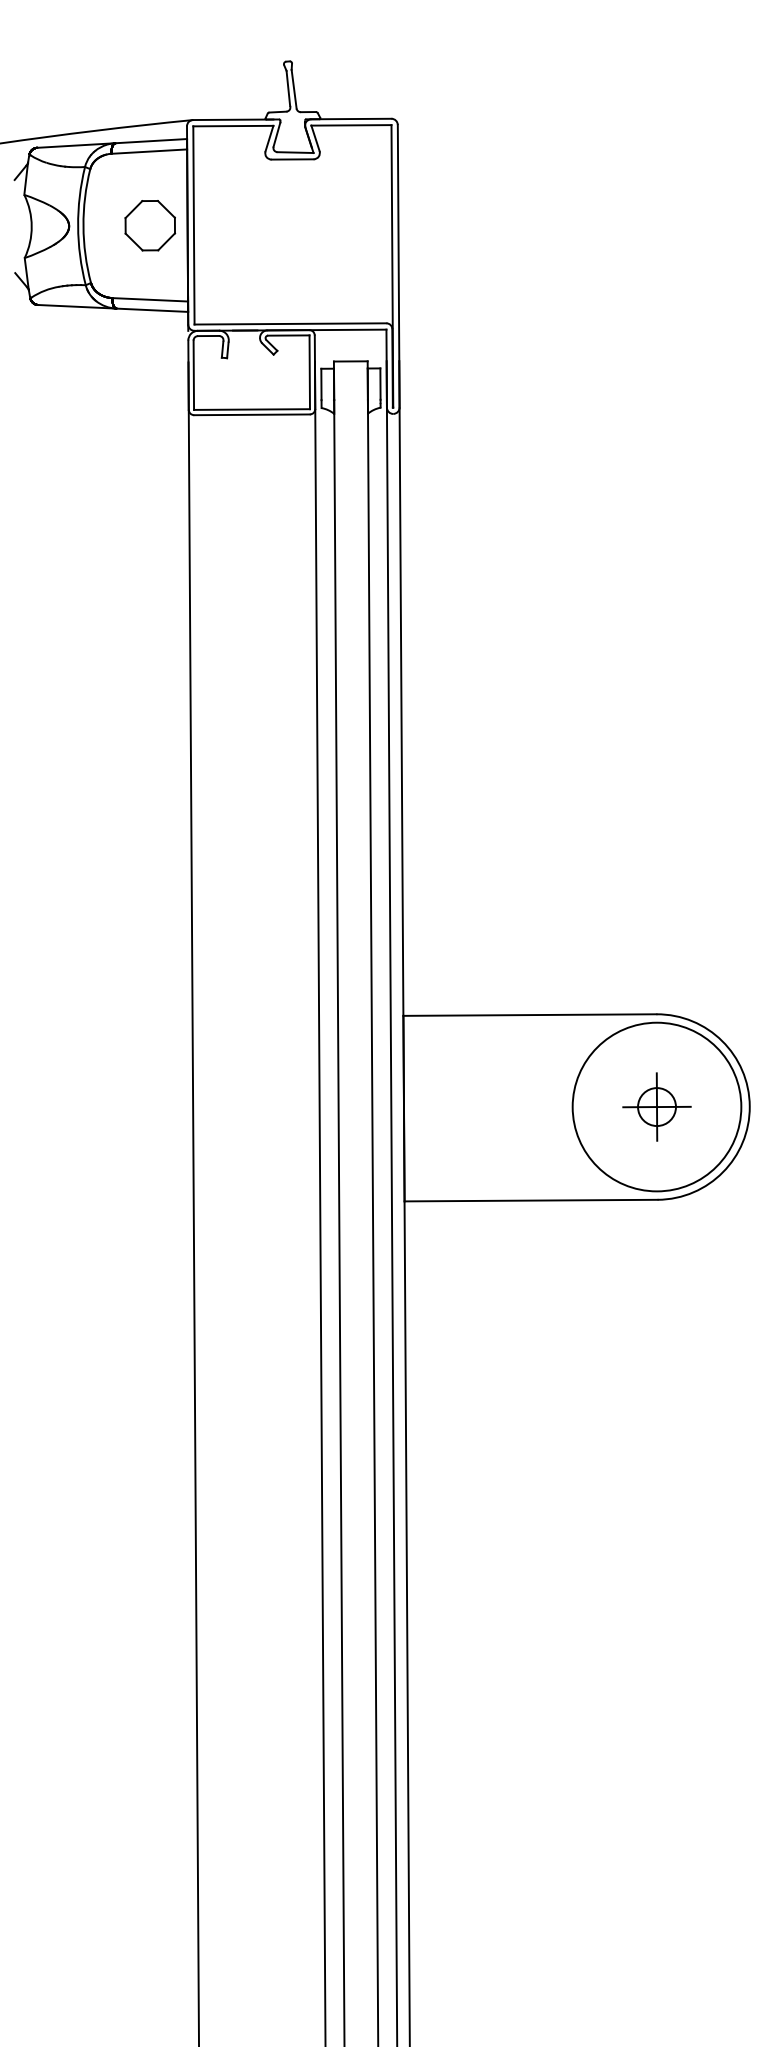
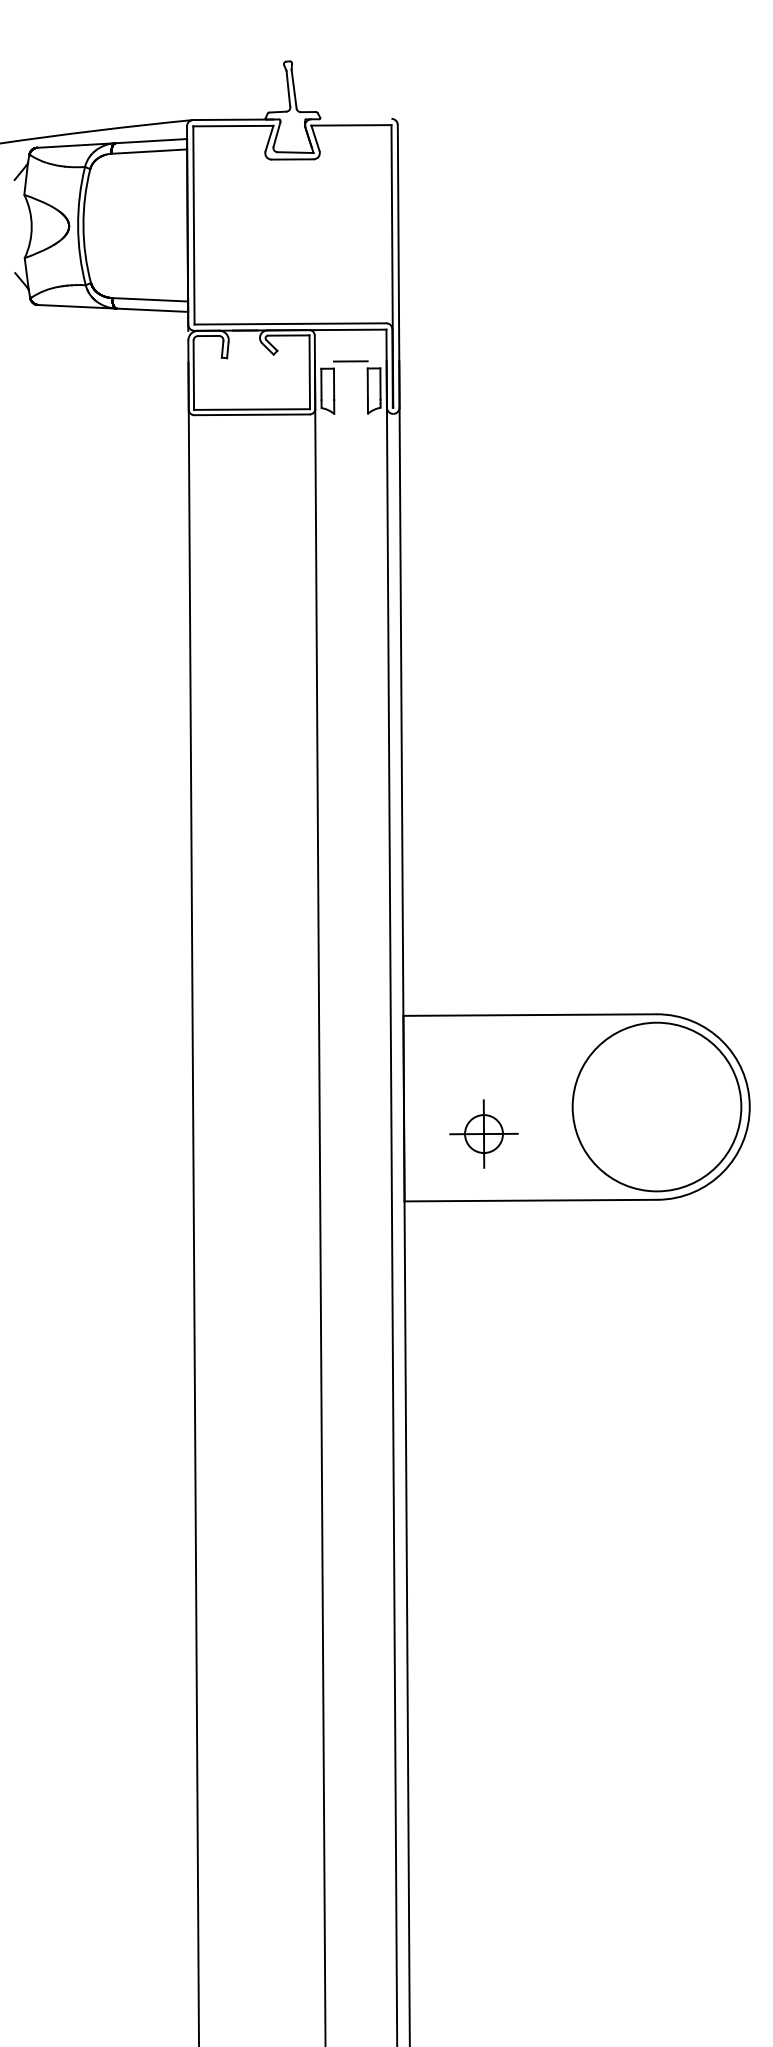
line: present -> none (351, 118)
part: present -> none (150, 225)
part position: (656, 1106) -> (483, 1133) (483, 1133)
line: present -> none (338, 1202)
line: present -> none (372, 1202)
